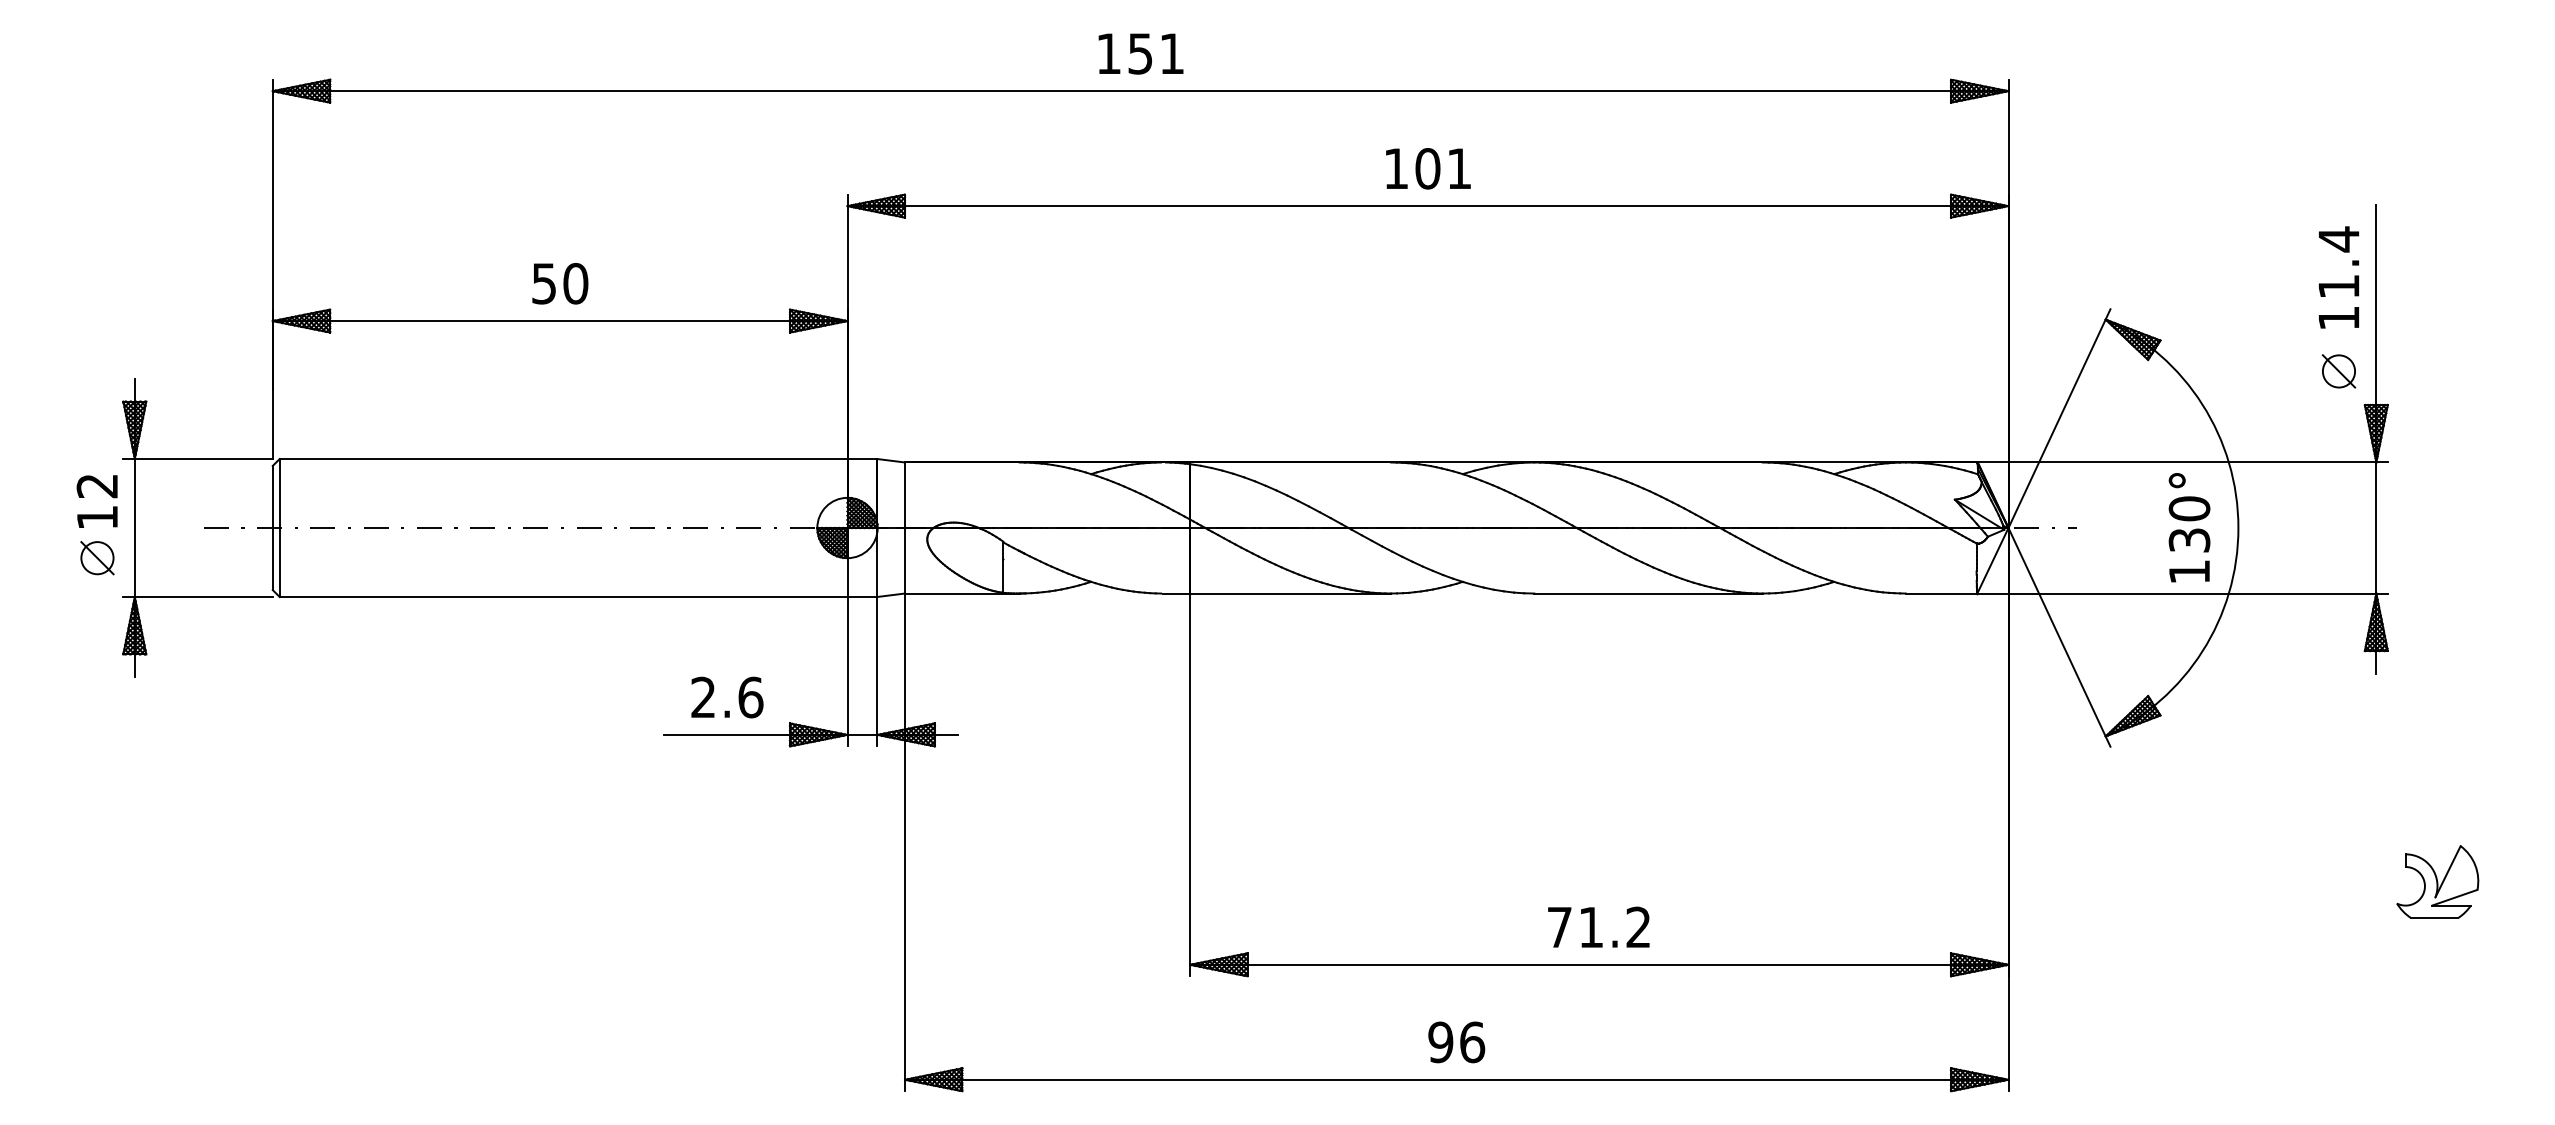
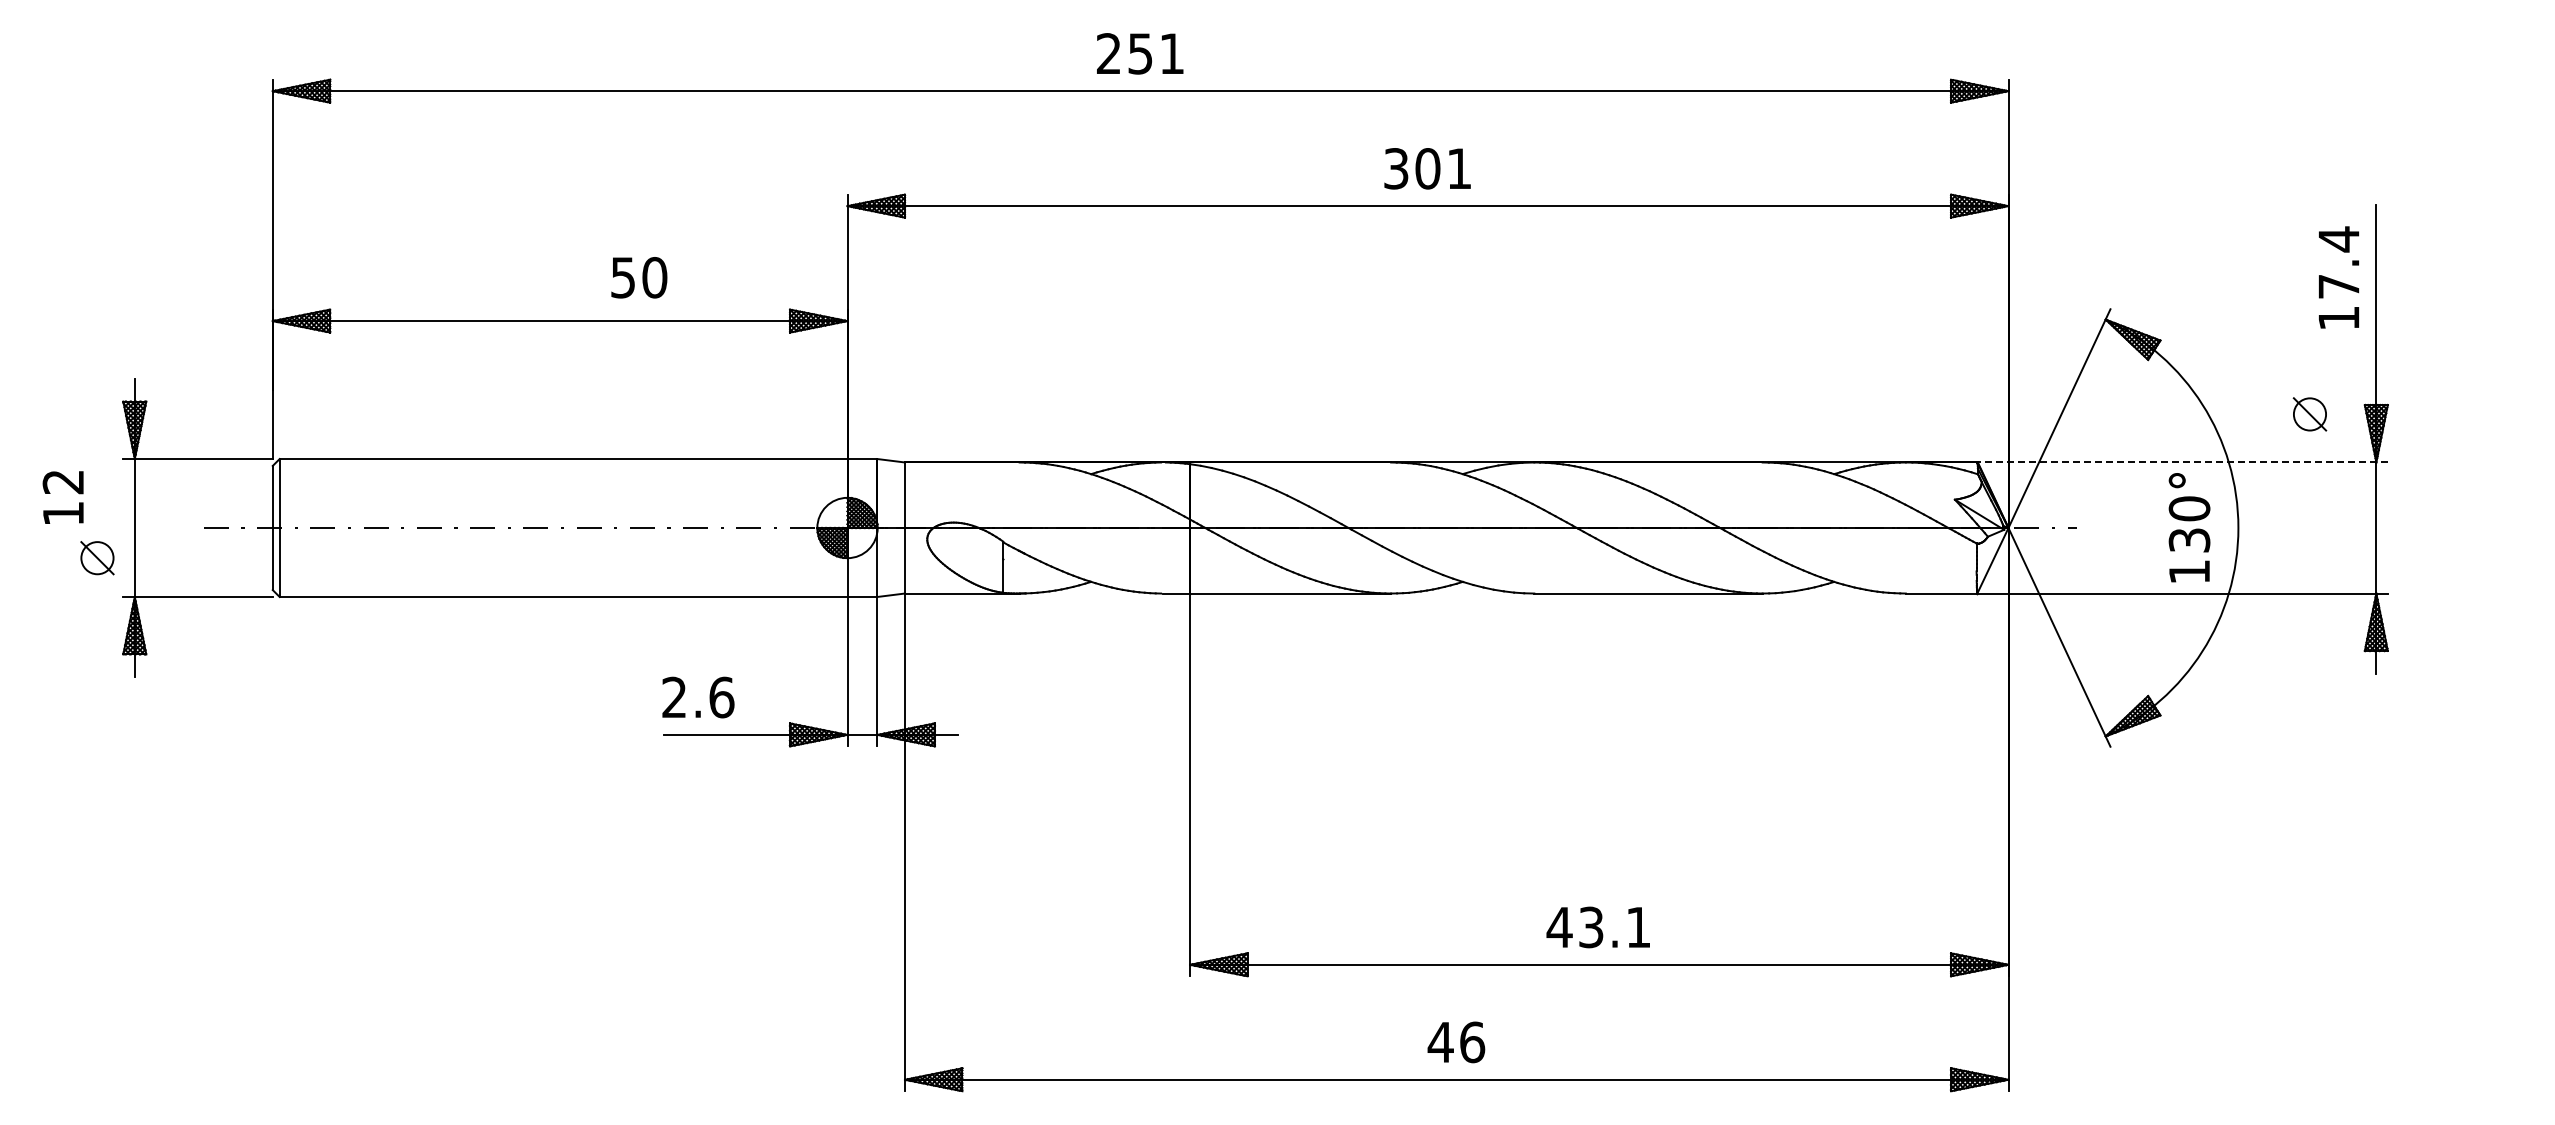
text: 151 -> 251 (1108, 53)
text: 101 -> 301 (1396, 168)
text position: (560, 283) -> (639, 277) (639, 277)
text: 11.4 -> 17.4 (2338, 286)
part position: (2338, 371) -> (2309, 414) (2309, 414)
line: solid -> dashed (2182, 462)
text position: (96, 501) -> (62, 497) (62, 497)
text position: (727, 697) -> (698, 697) (698, 697)
part: present -> none (2437, 881)
text: 71.2 -> 43.1 (1597, 927)
text: 96 -> 46 (1440, 1042)
